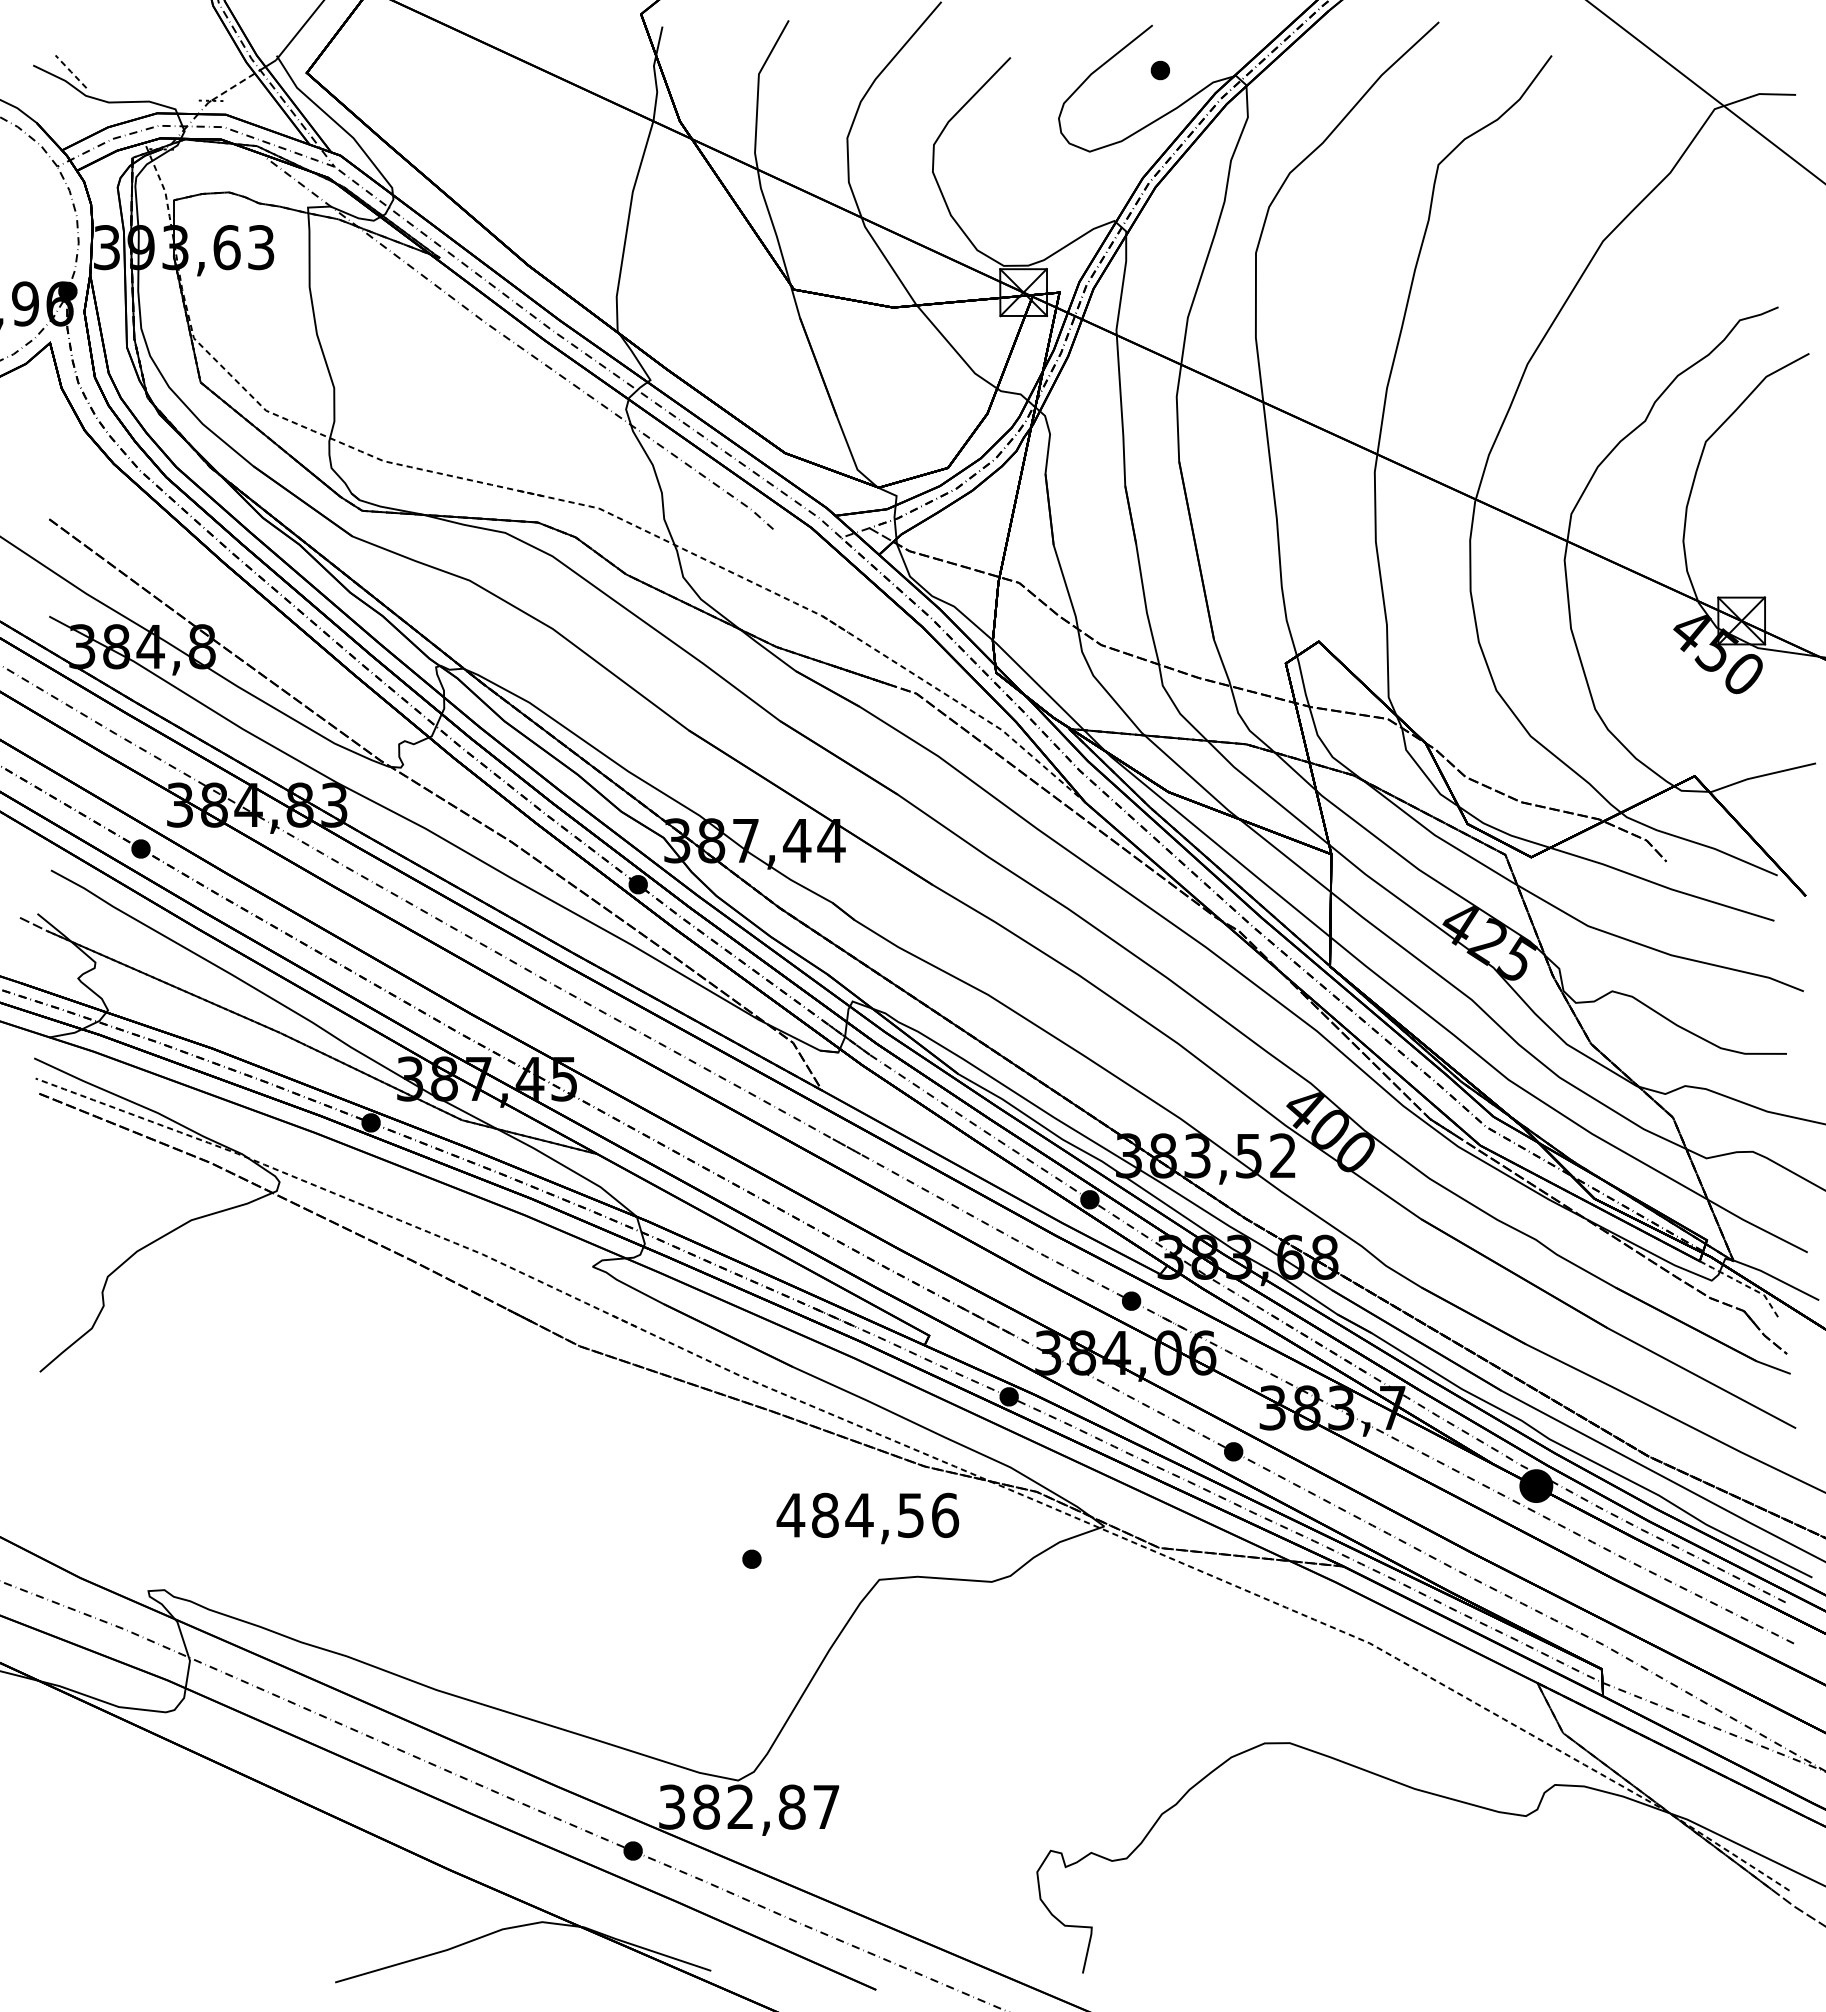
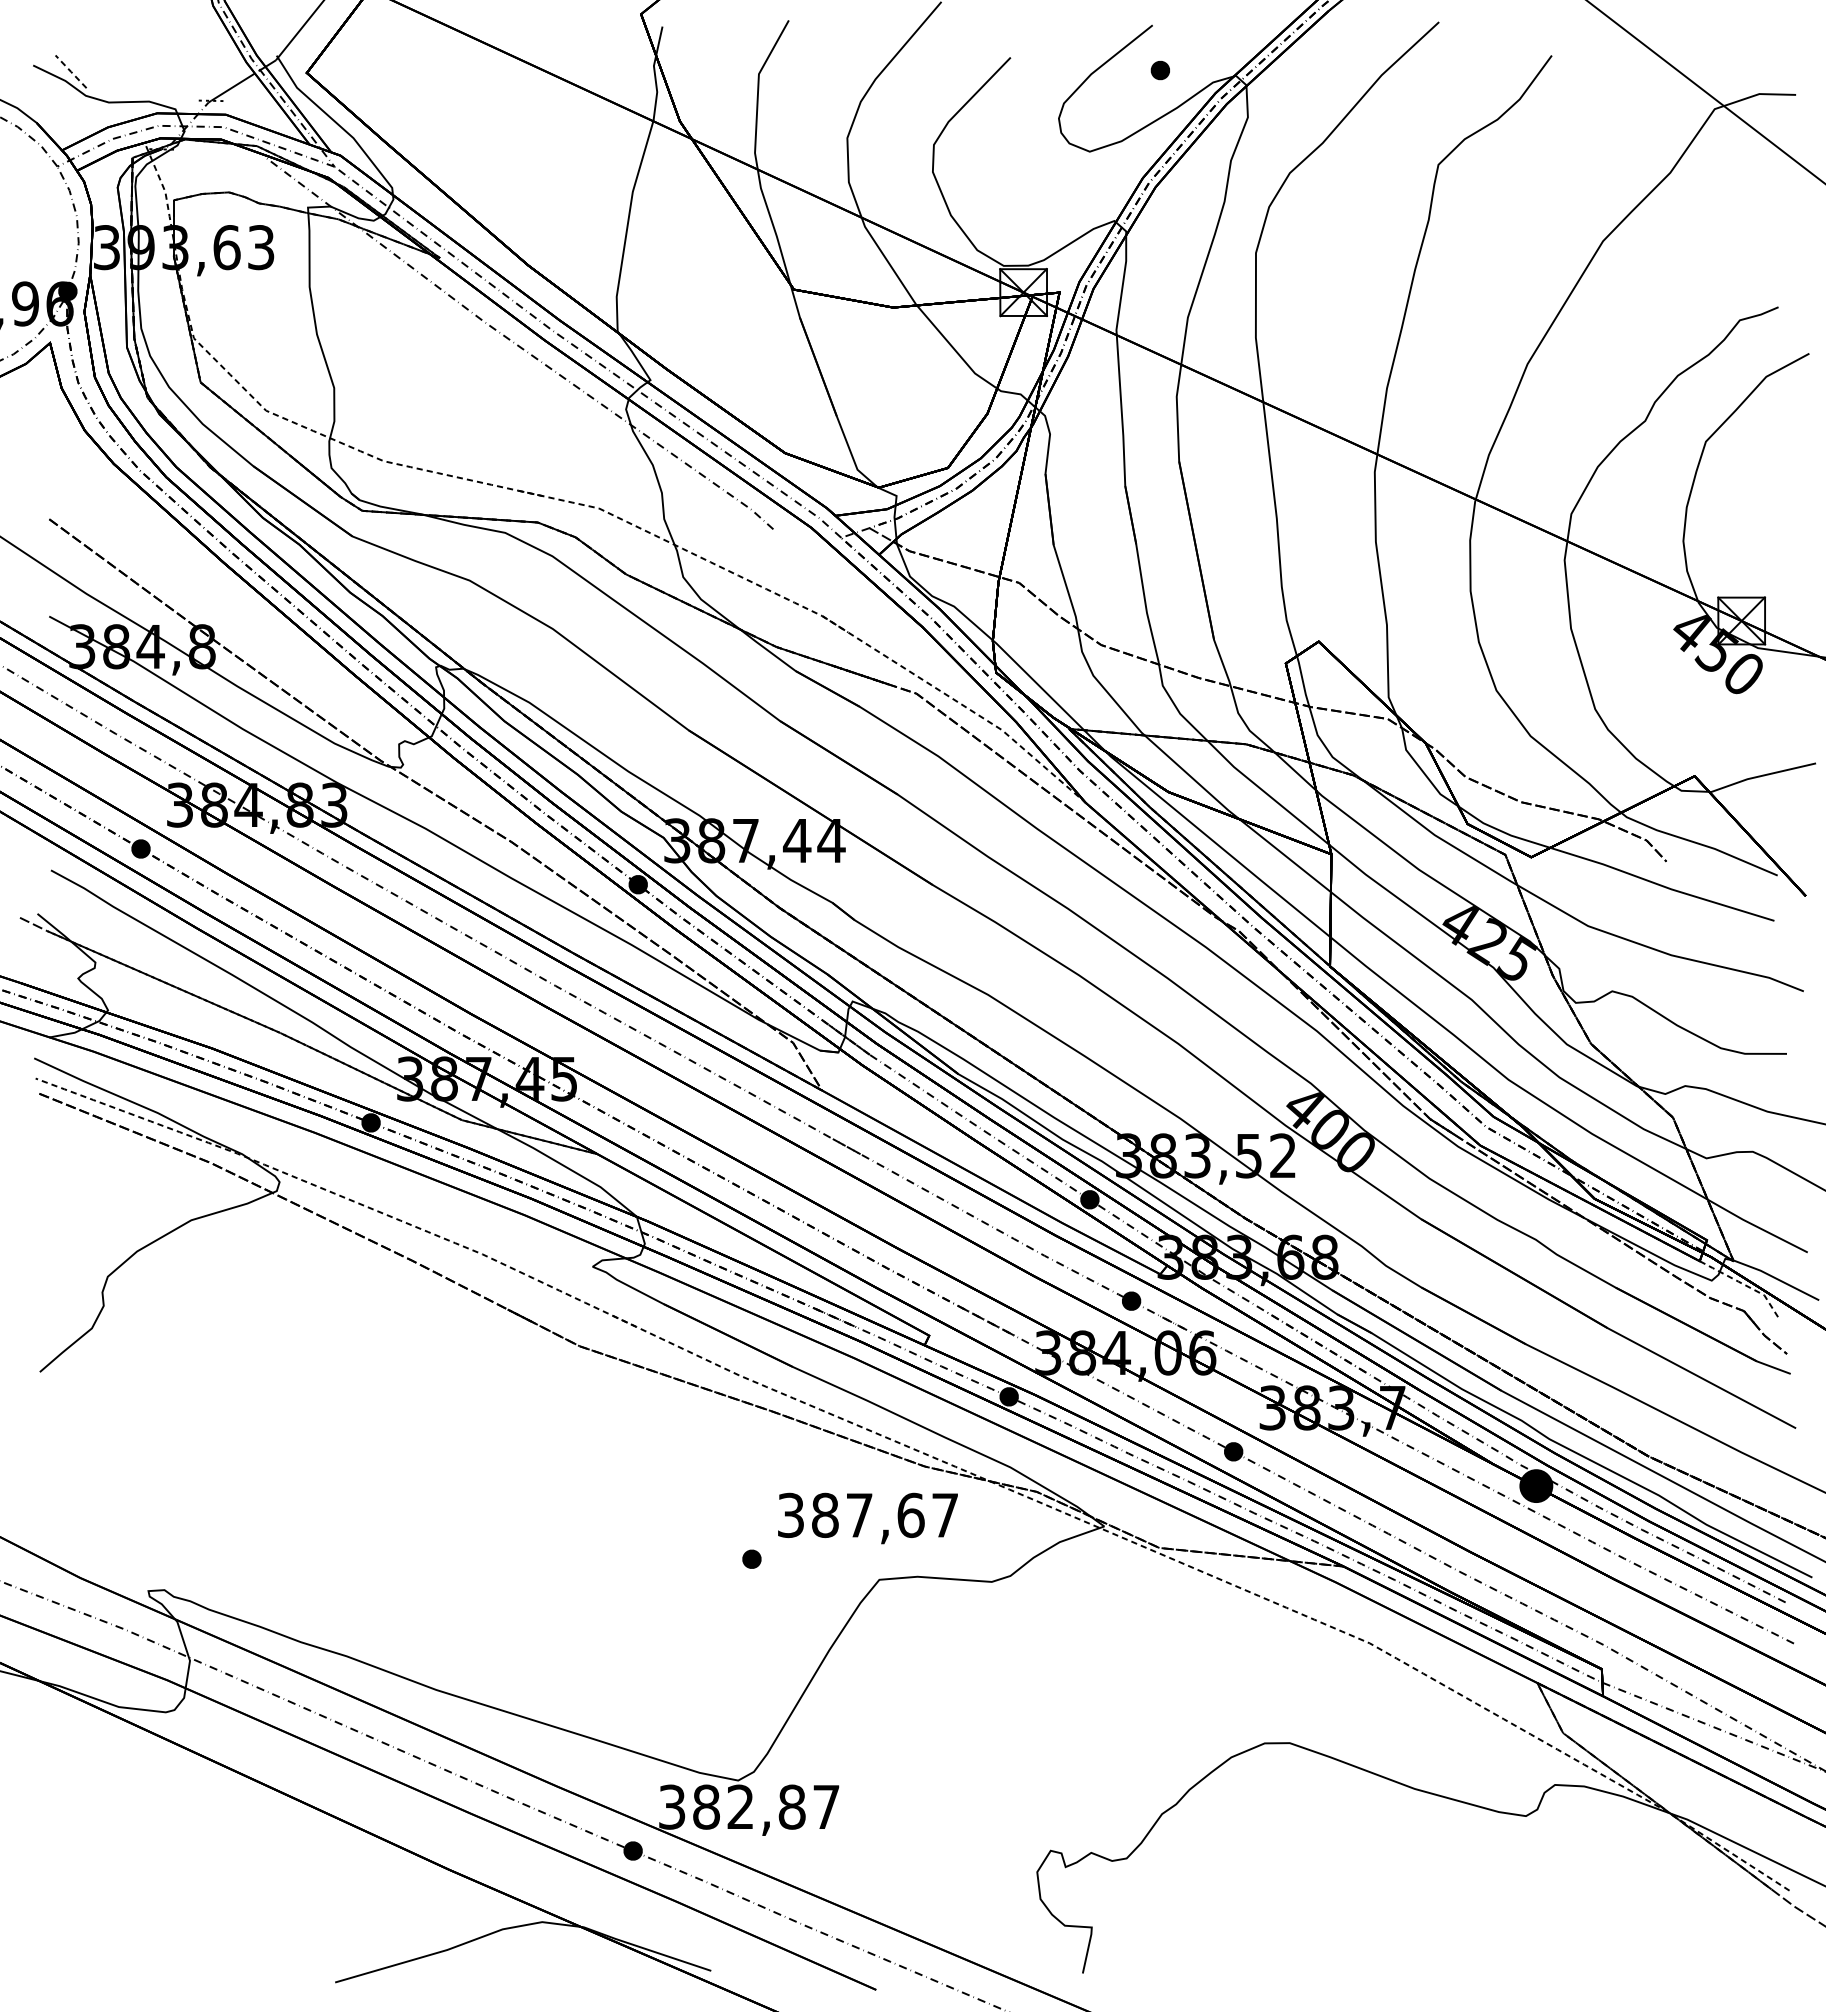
line: dashed -> solid (233, 87)
text: 484,56 -> 387,67 (867, 1515)
